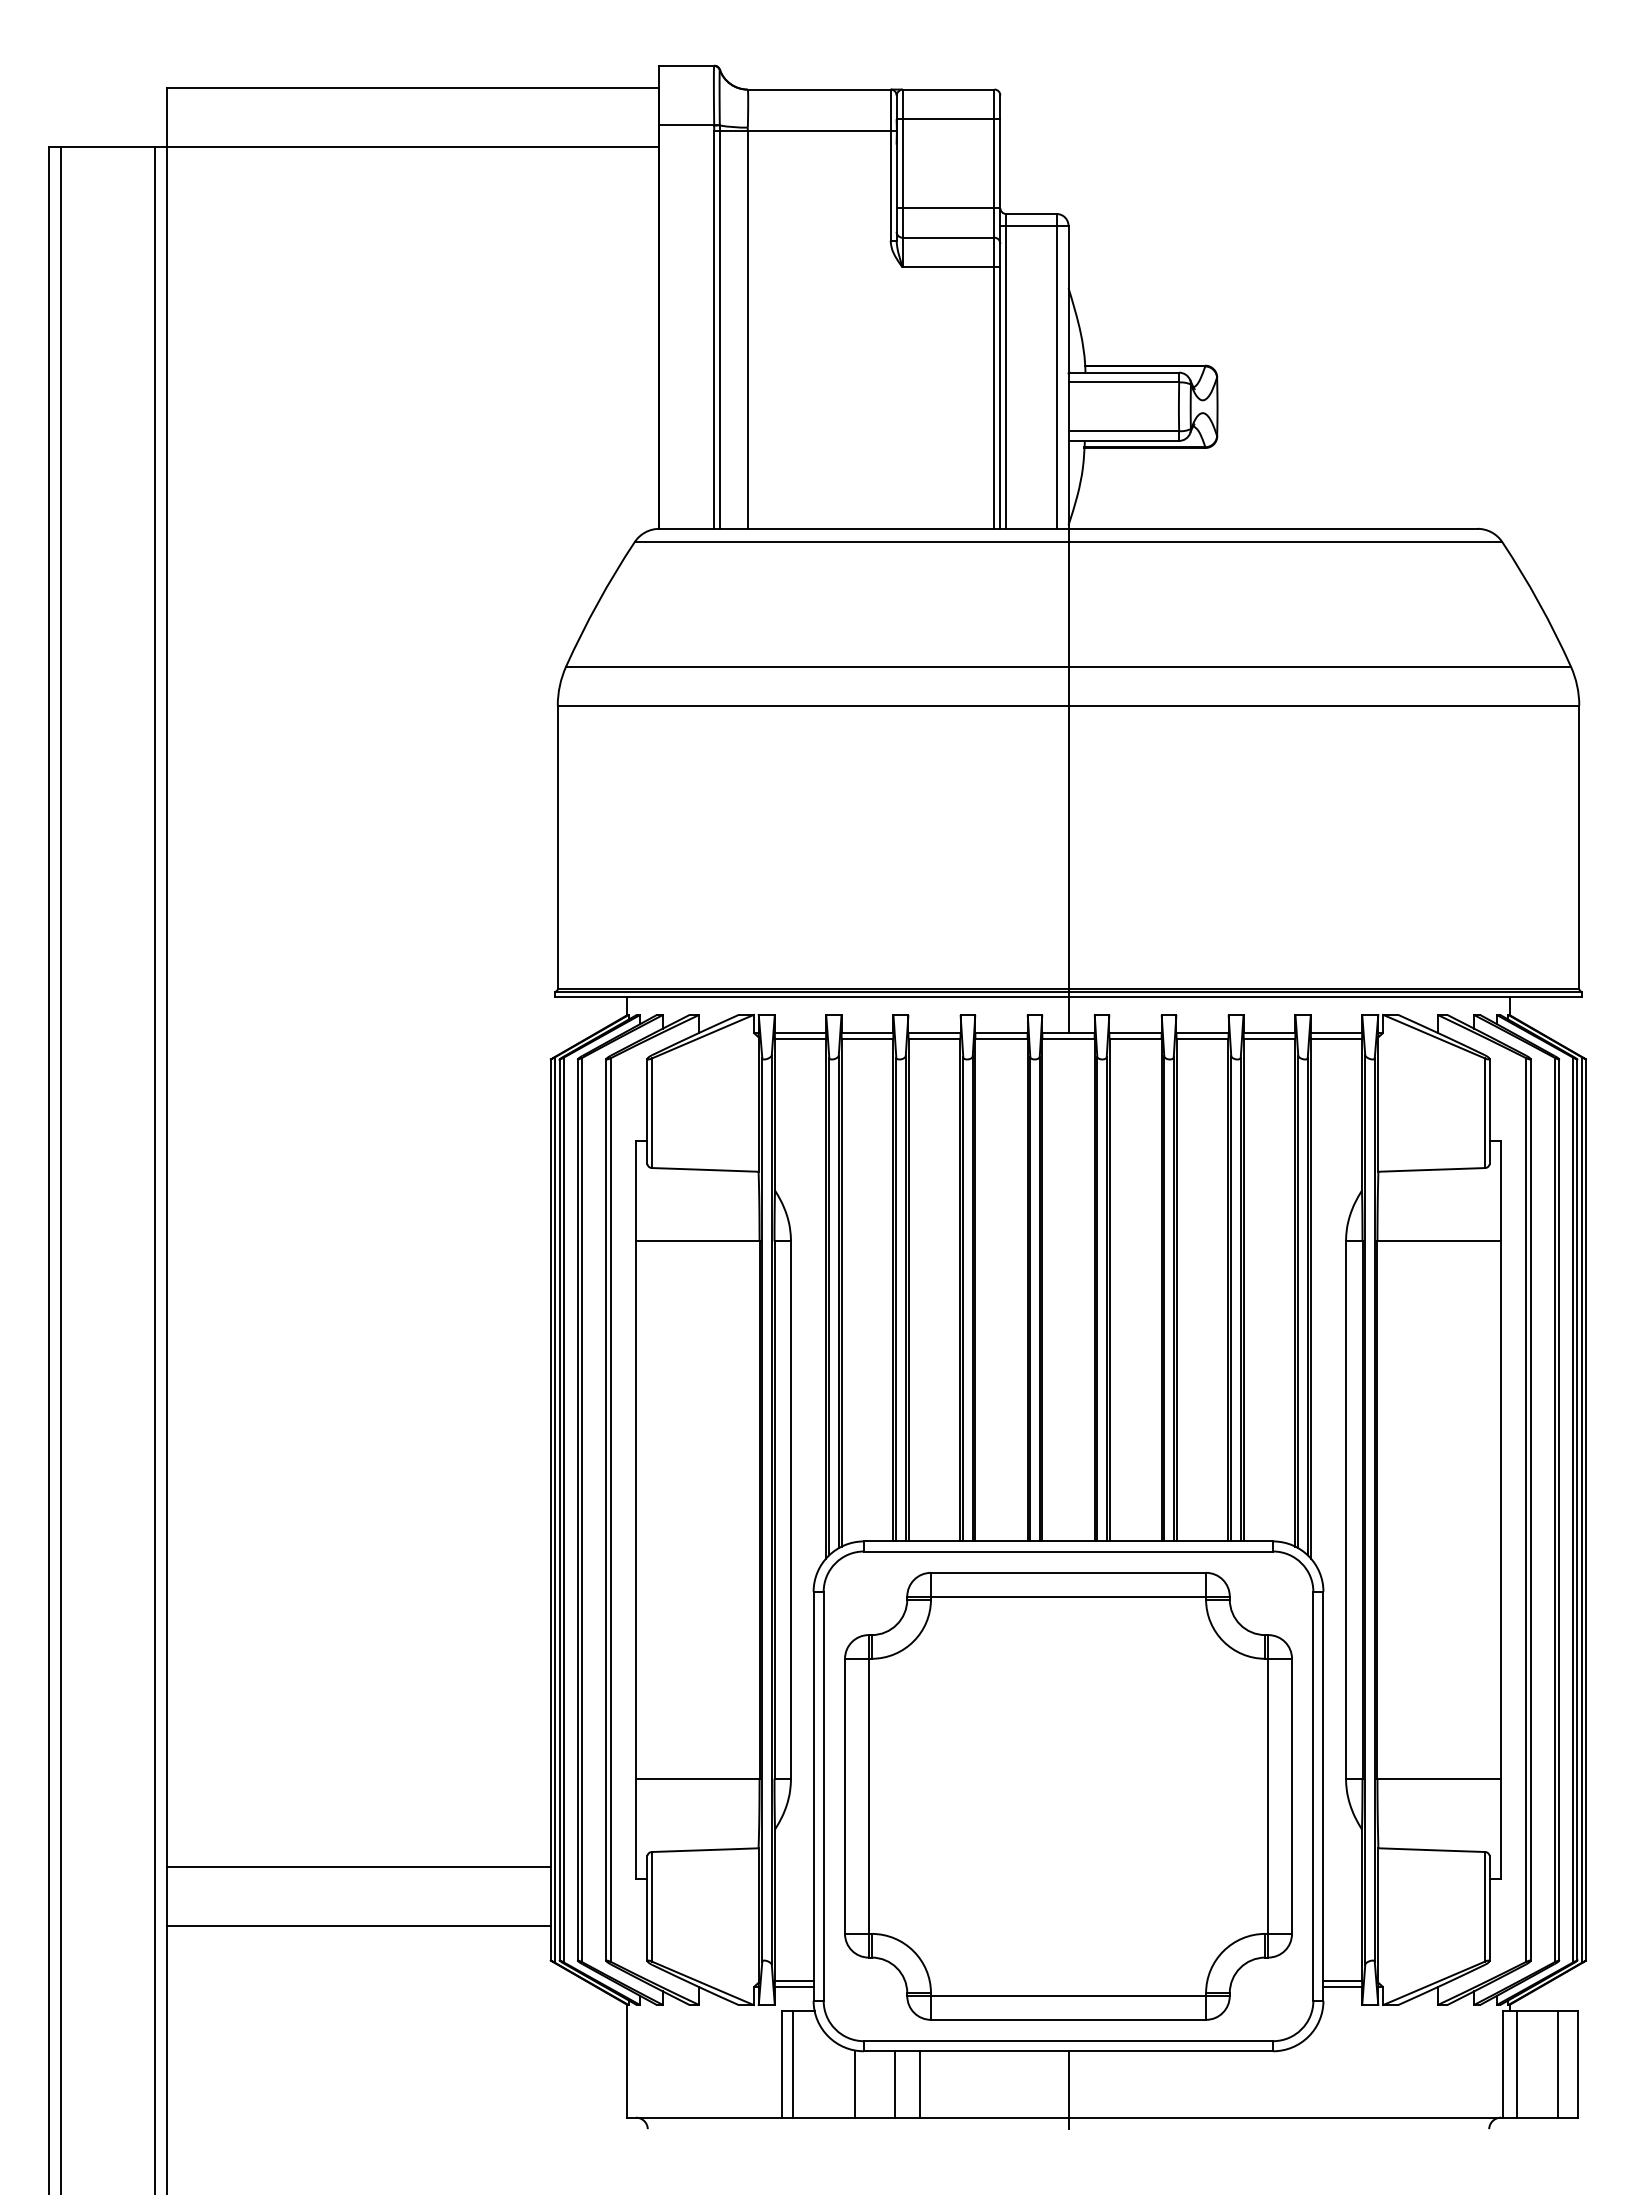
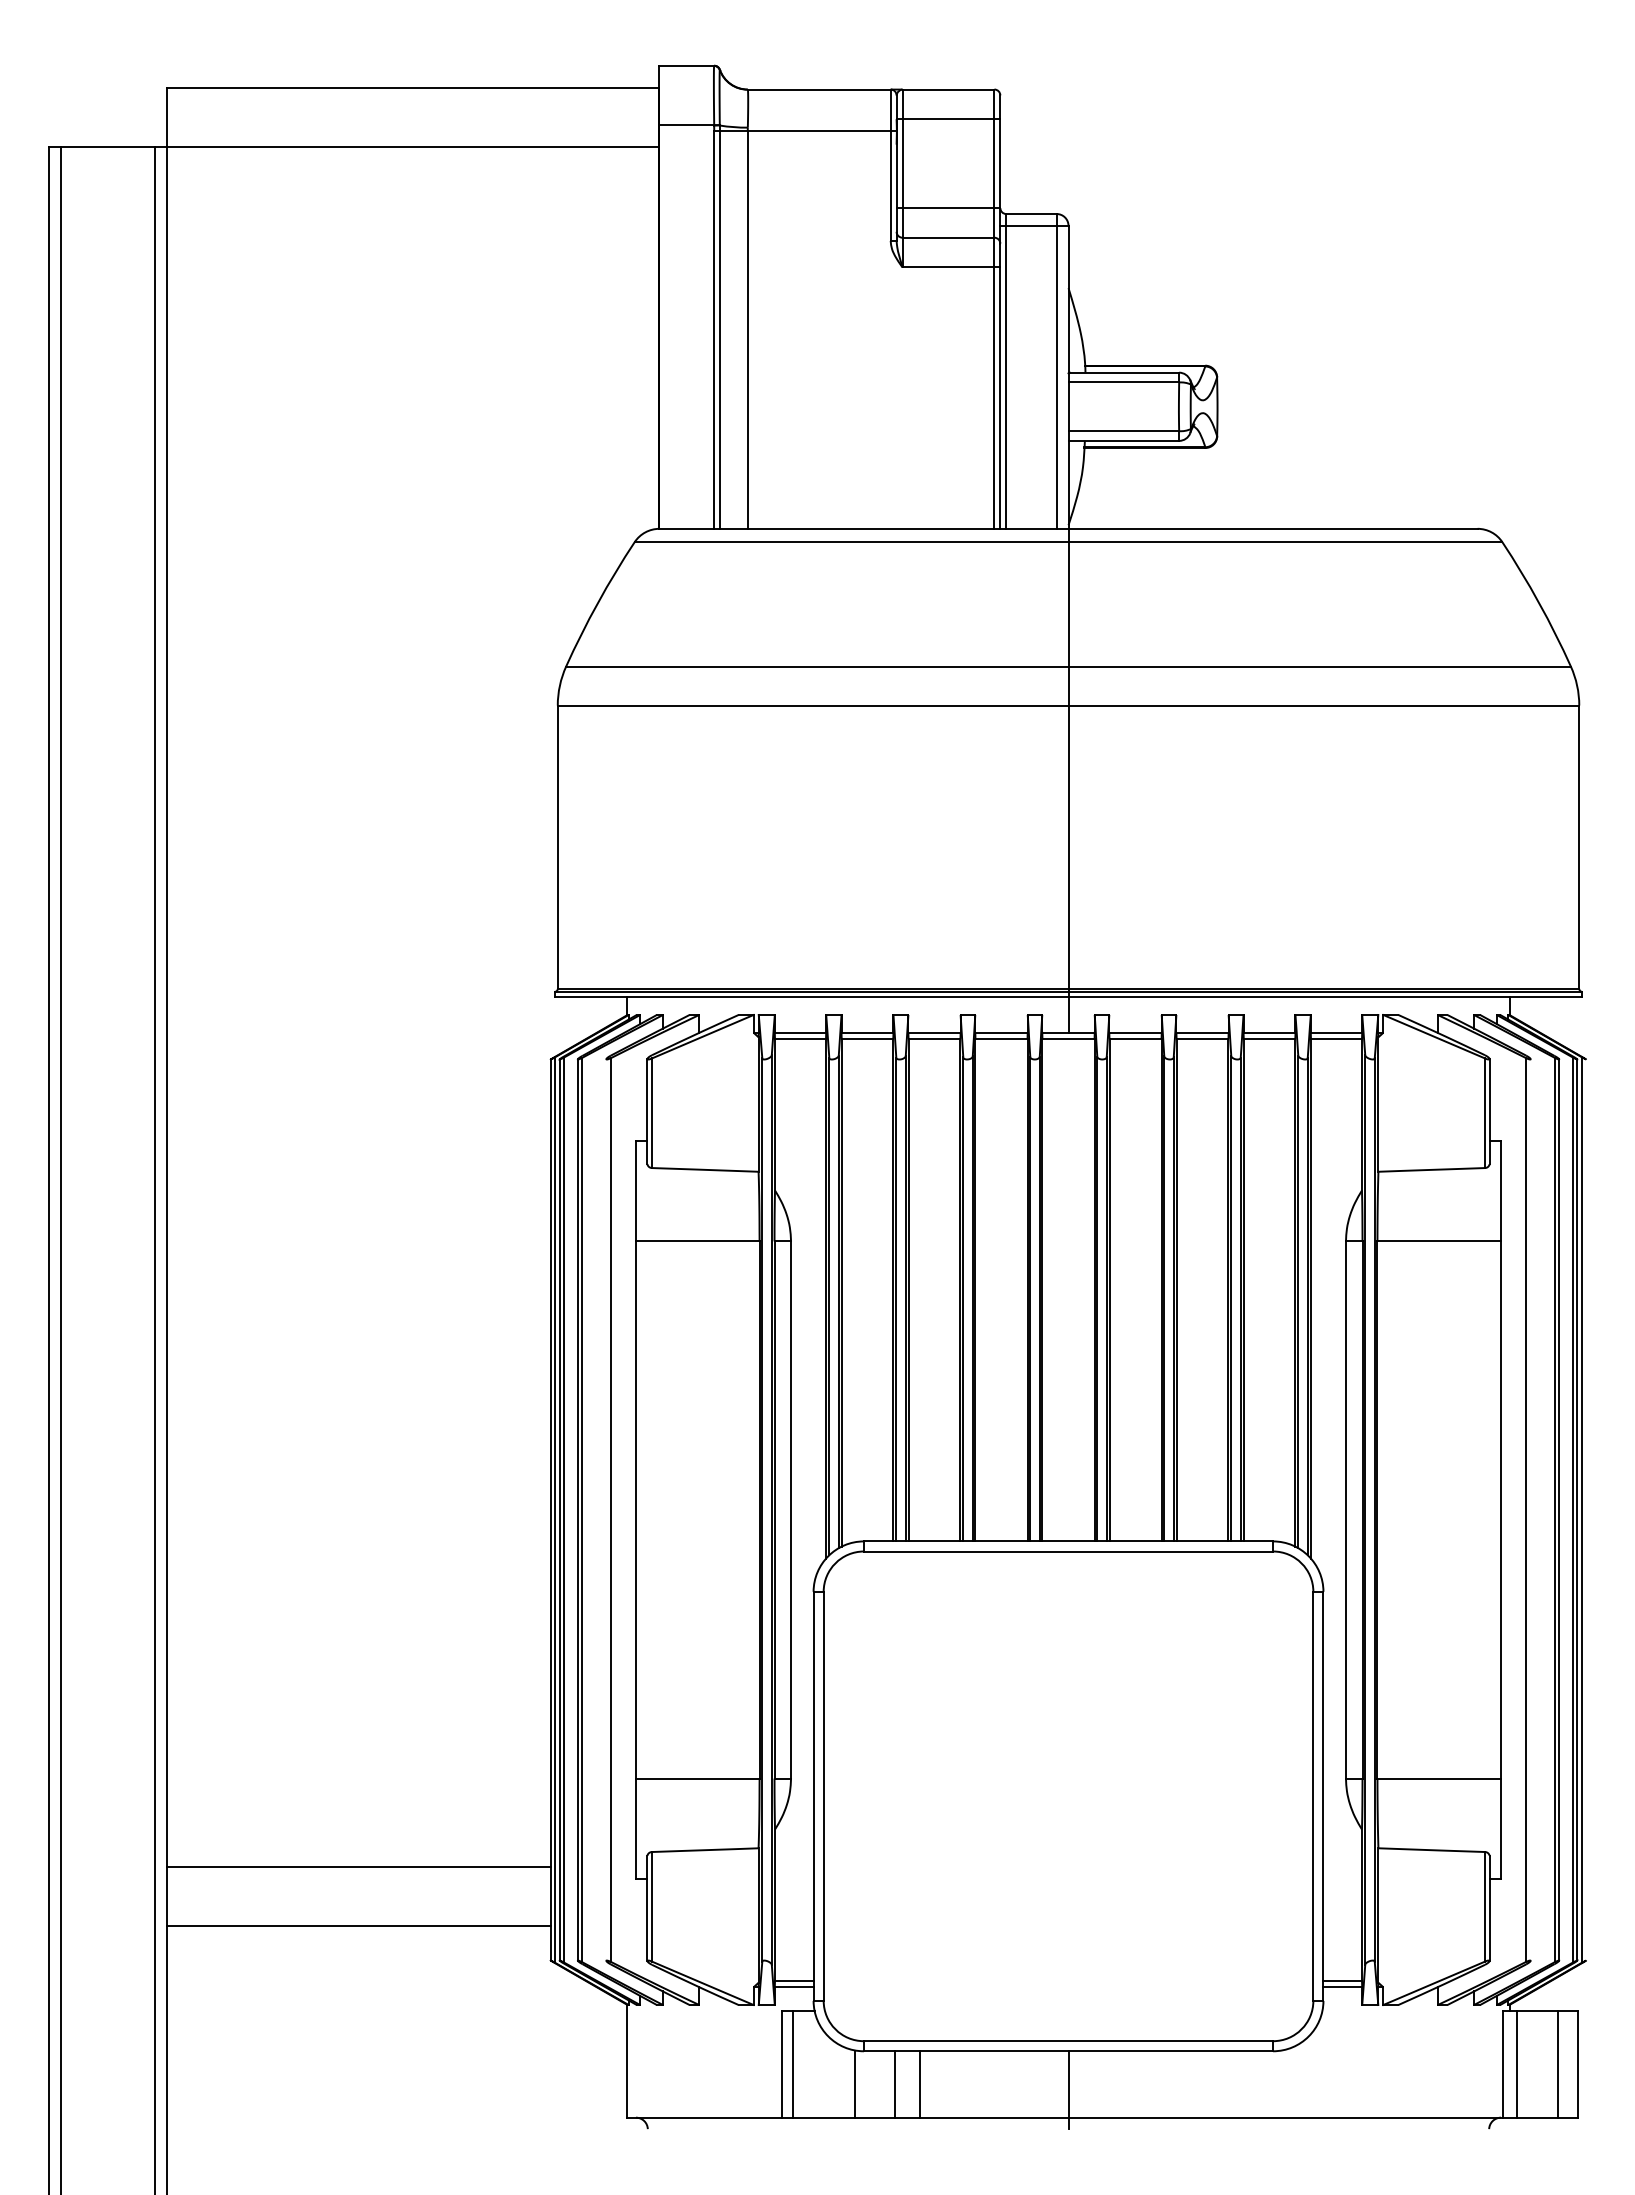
line: present -> none (606, 1509)
line: present -> none (1530, 1509)
line: present -> none (1586, 1509)
part: present -> none (1068, 1796)
